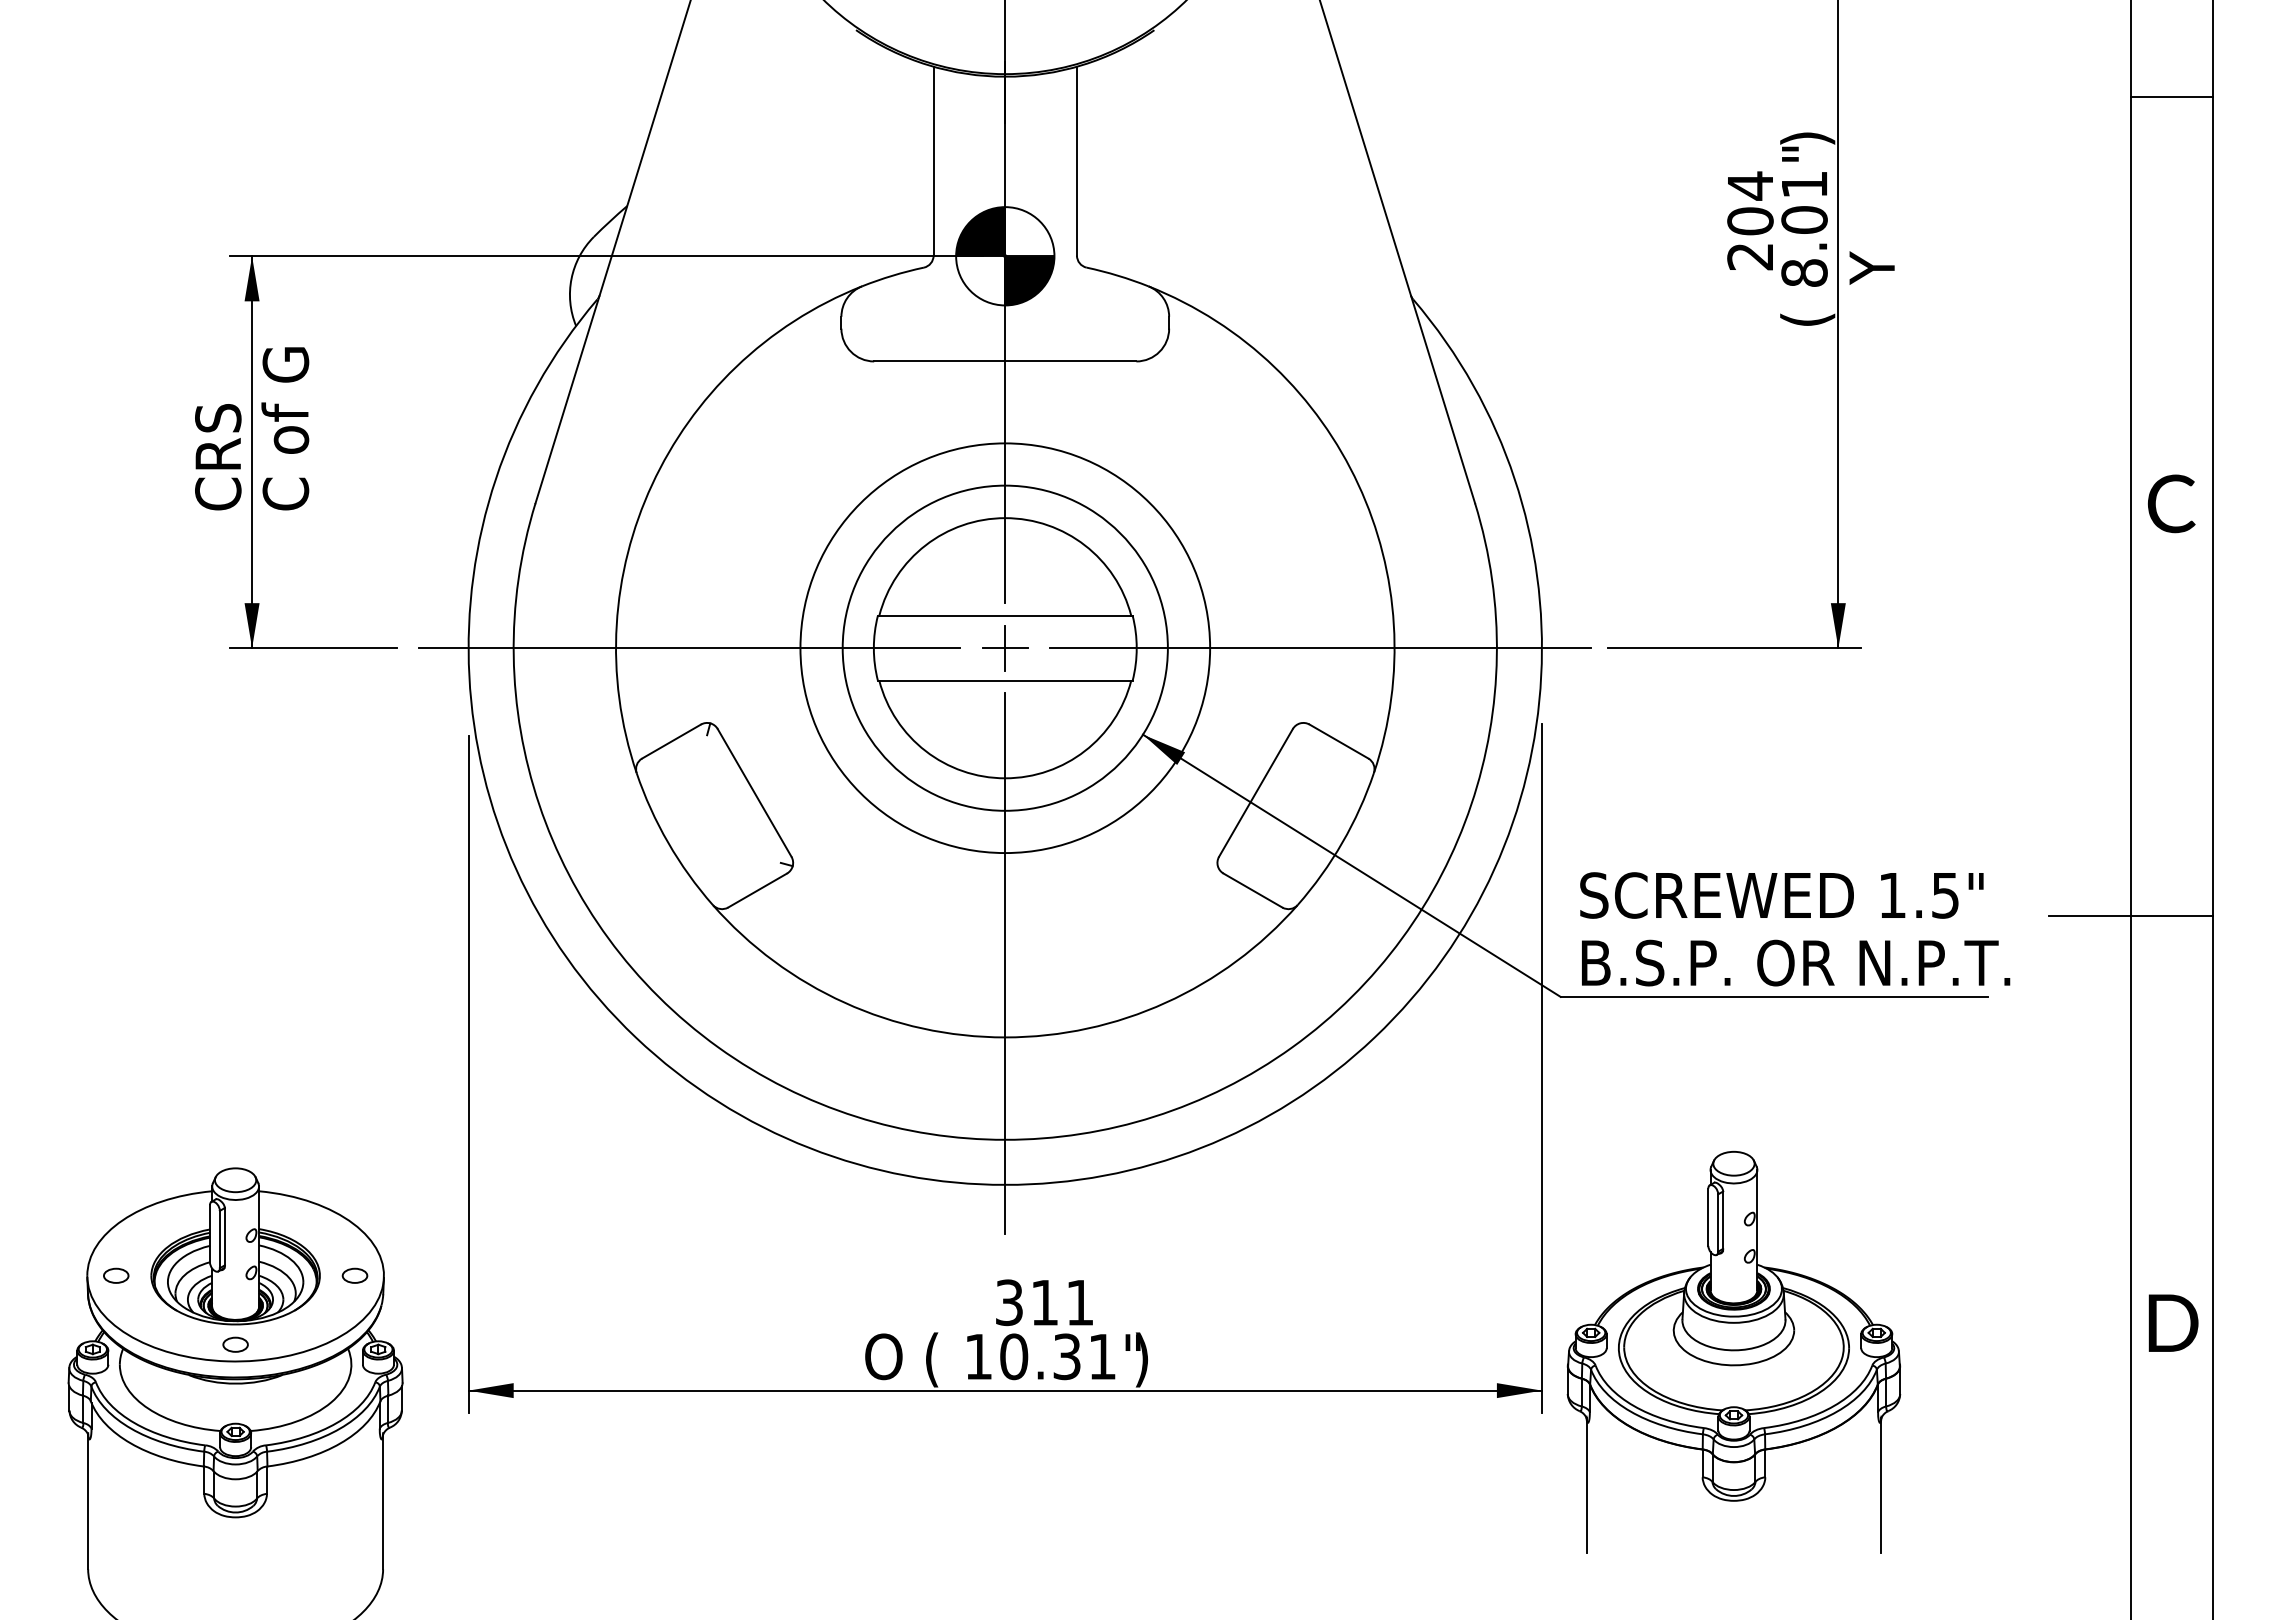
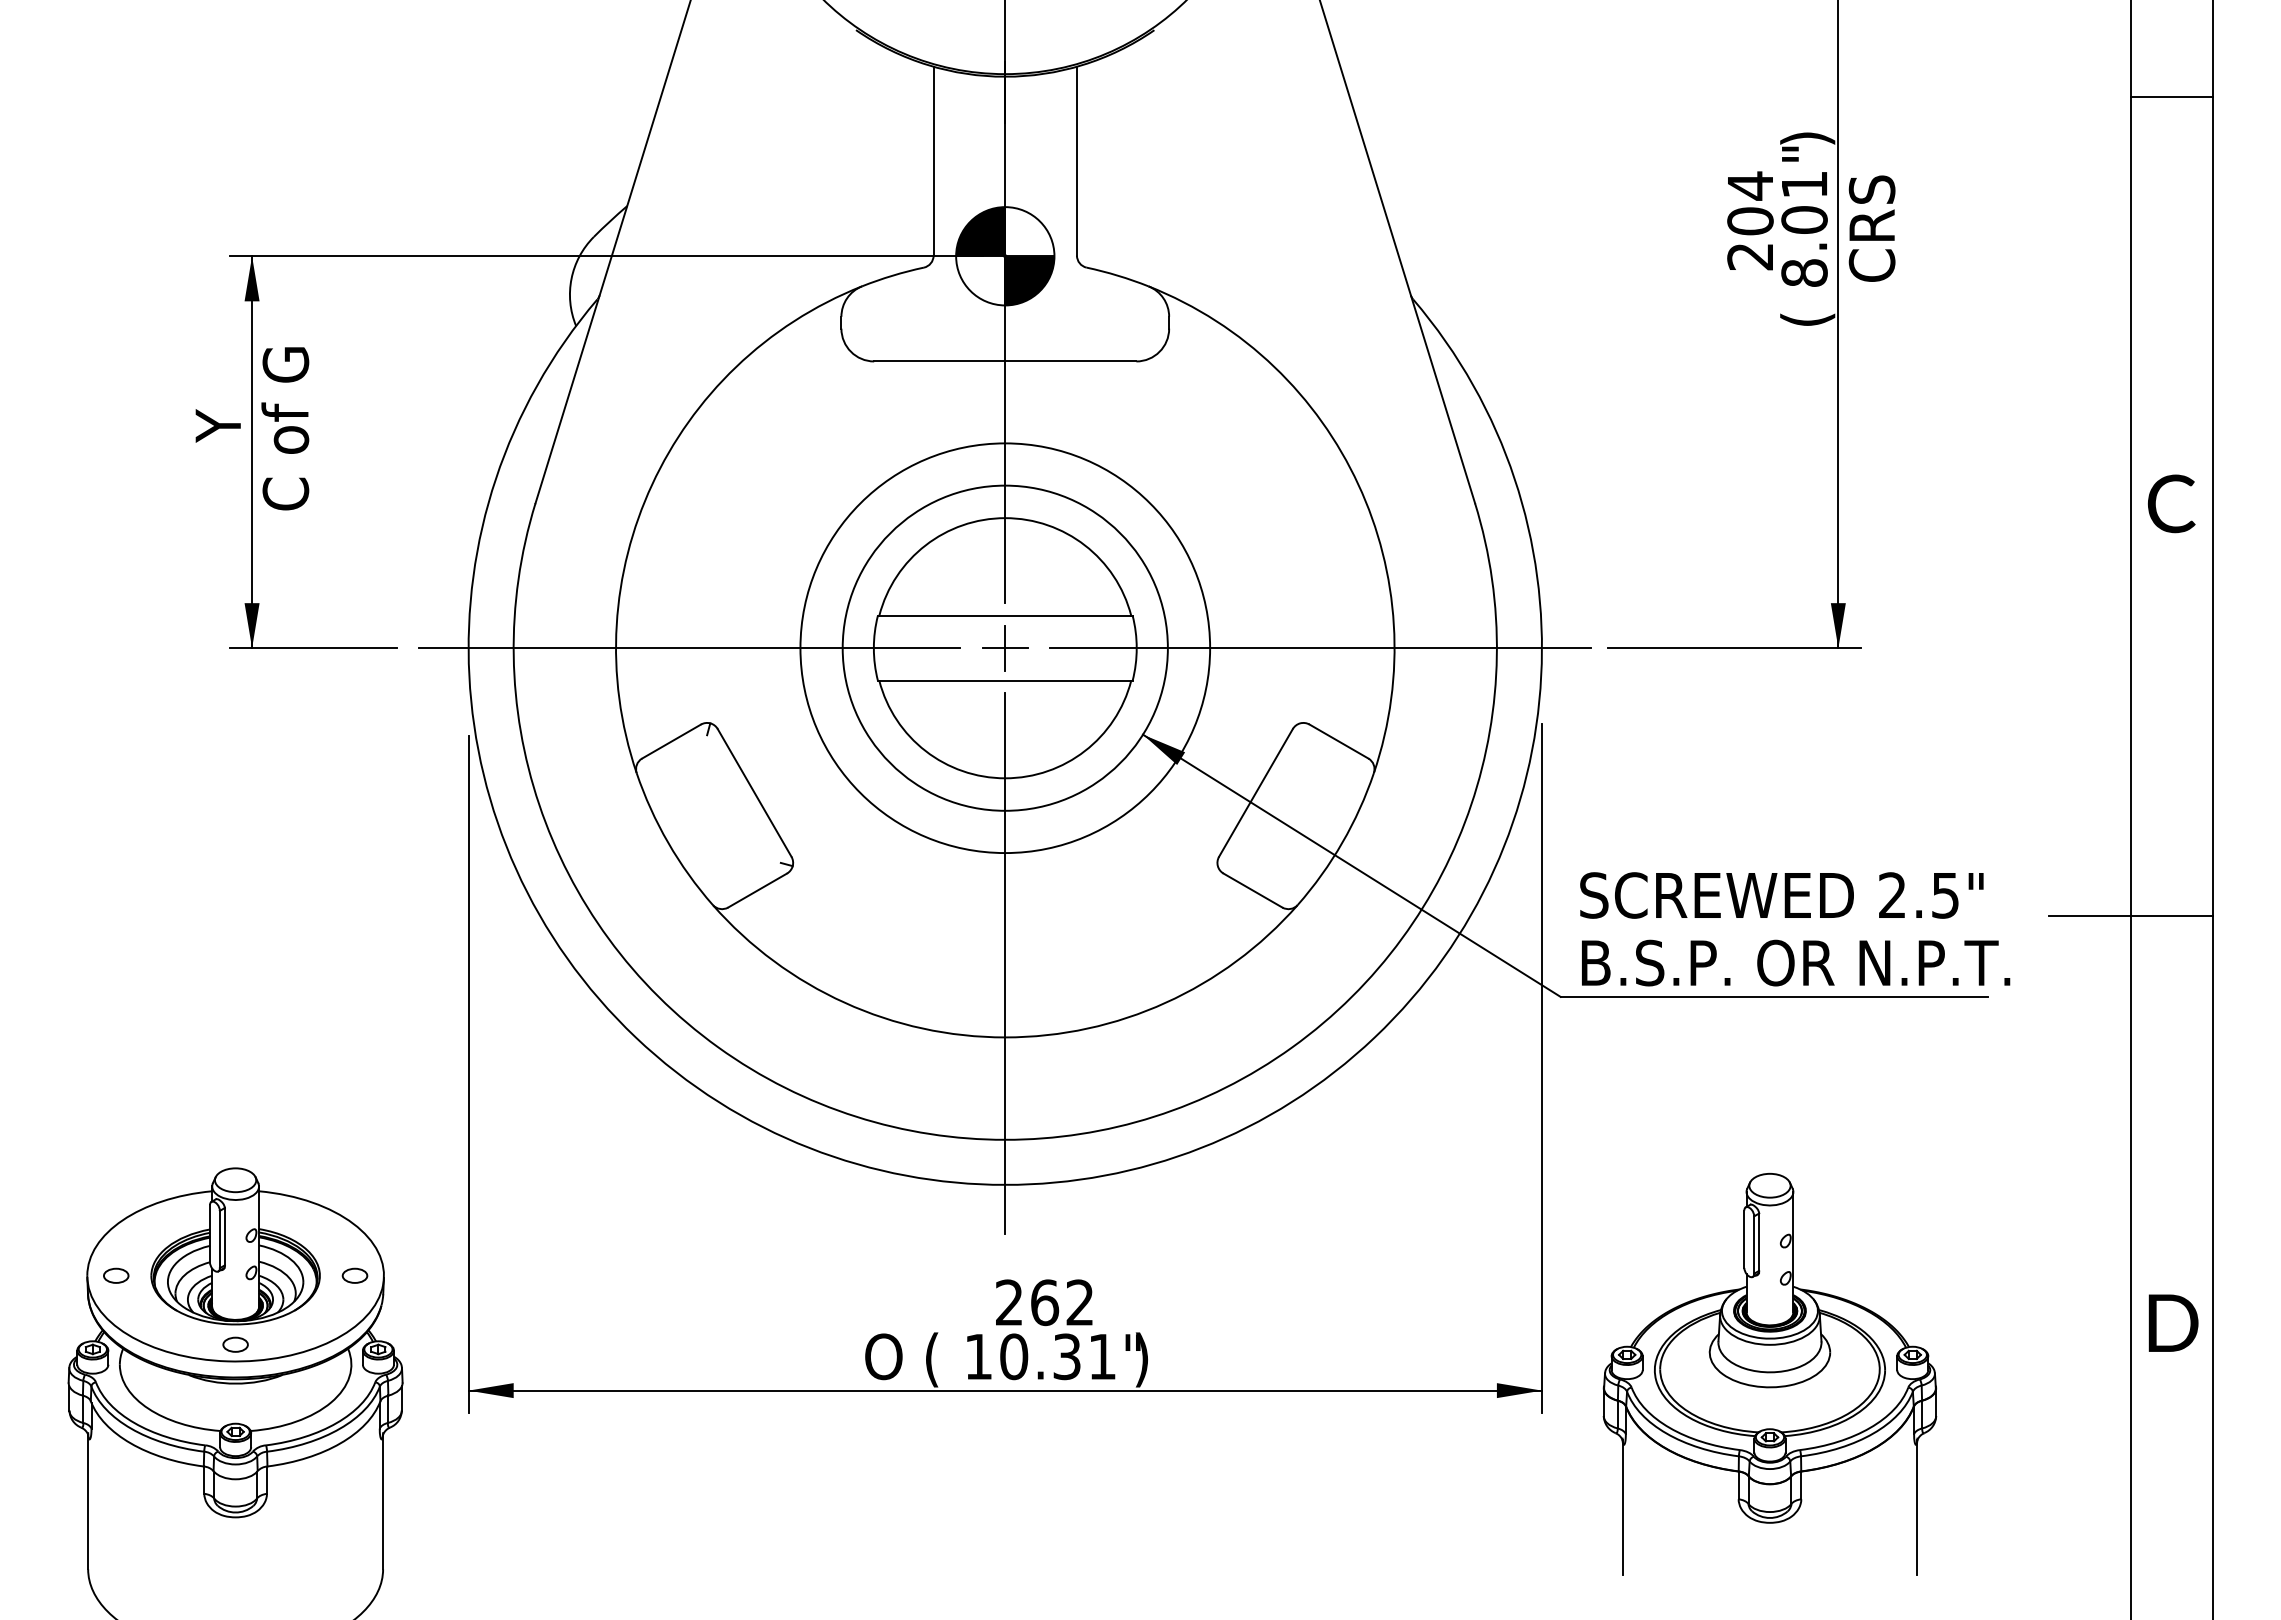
text: Y -> CRS (1871, 229)
text: CRS -> Y (218, 457)
text: 1.5" -> 2.5" (1892, 894)
text: 311 -> 262 (1044, 1302)
part position: (1733, 1351) -> (1769, 1373) (1769, 1373)
